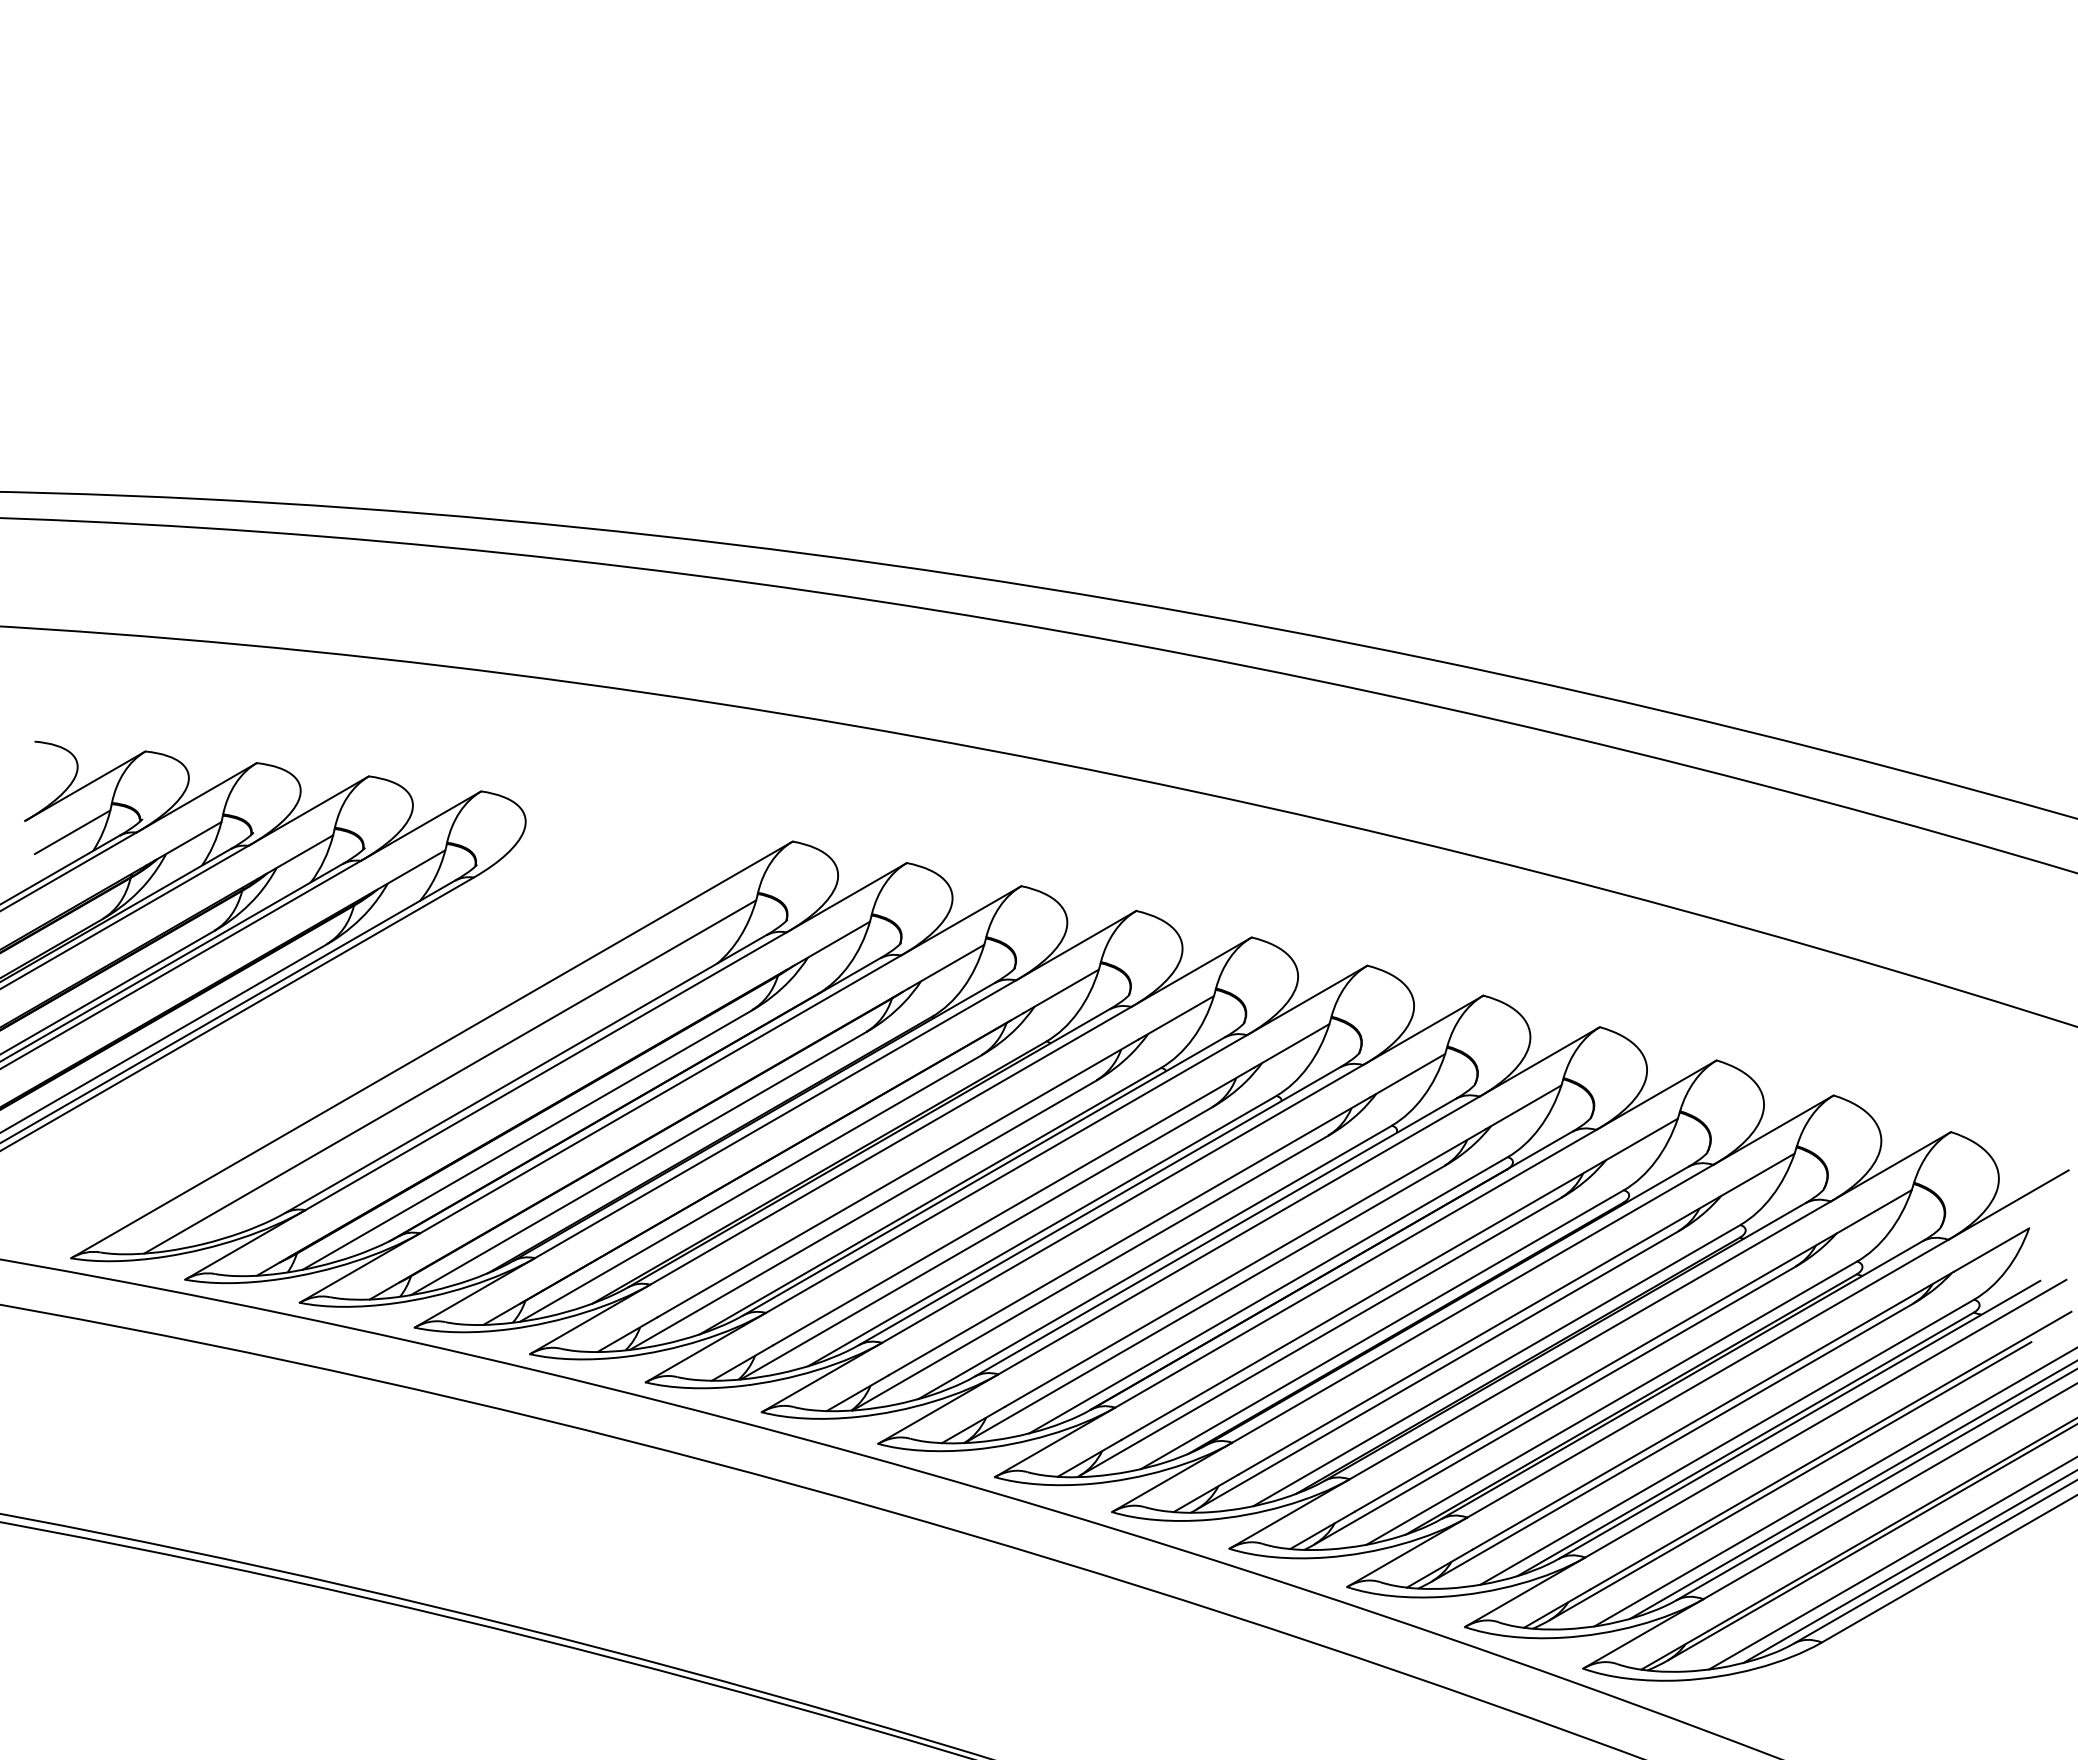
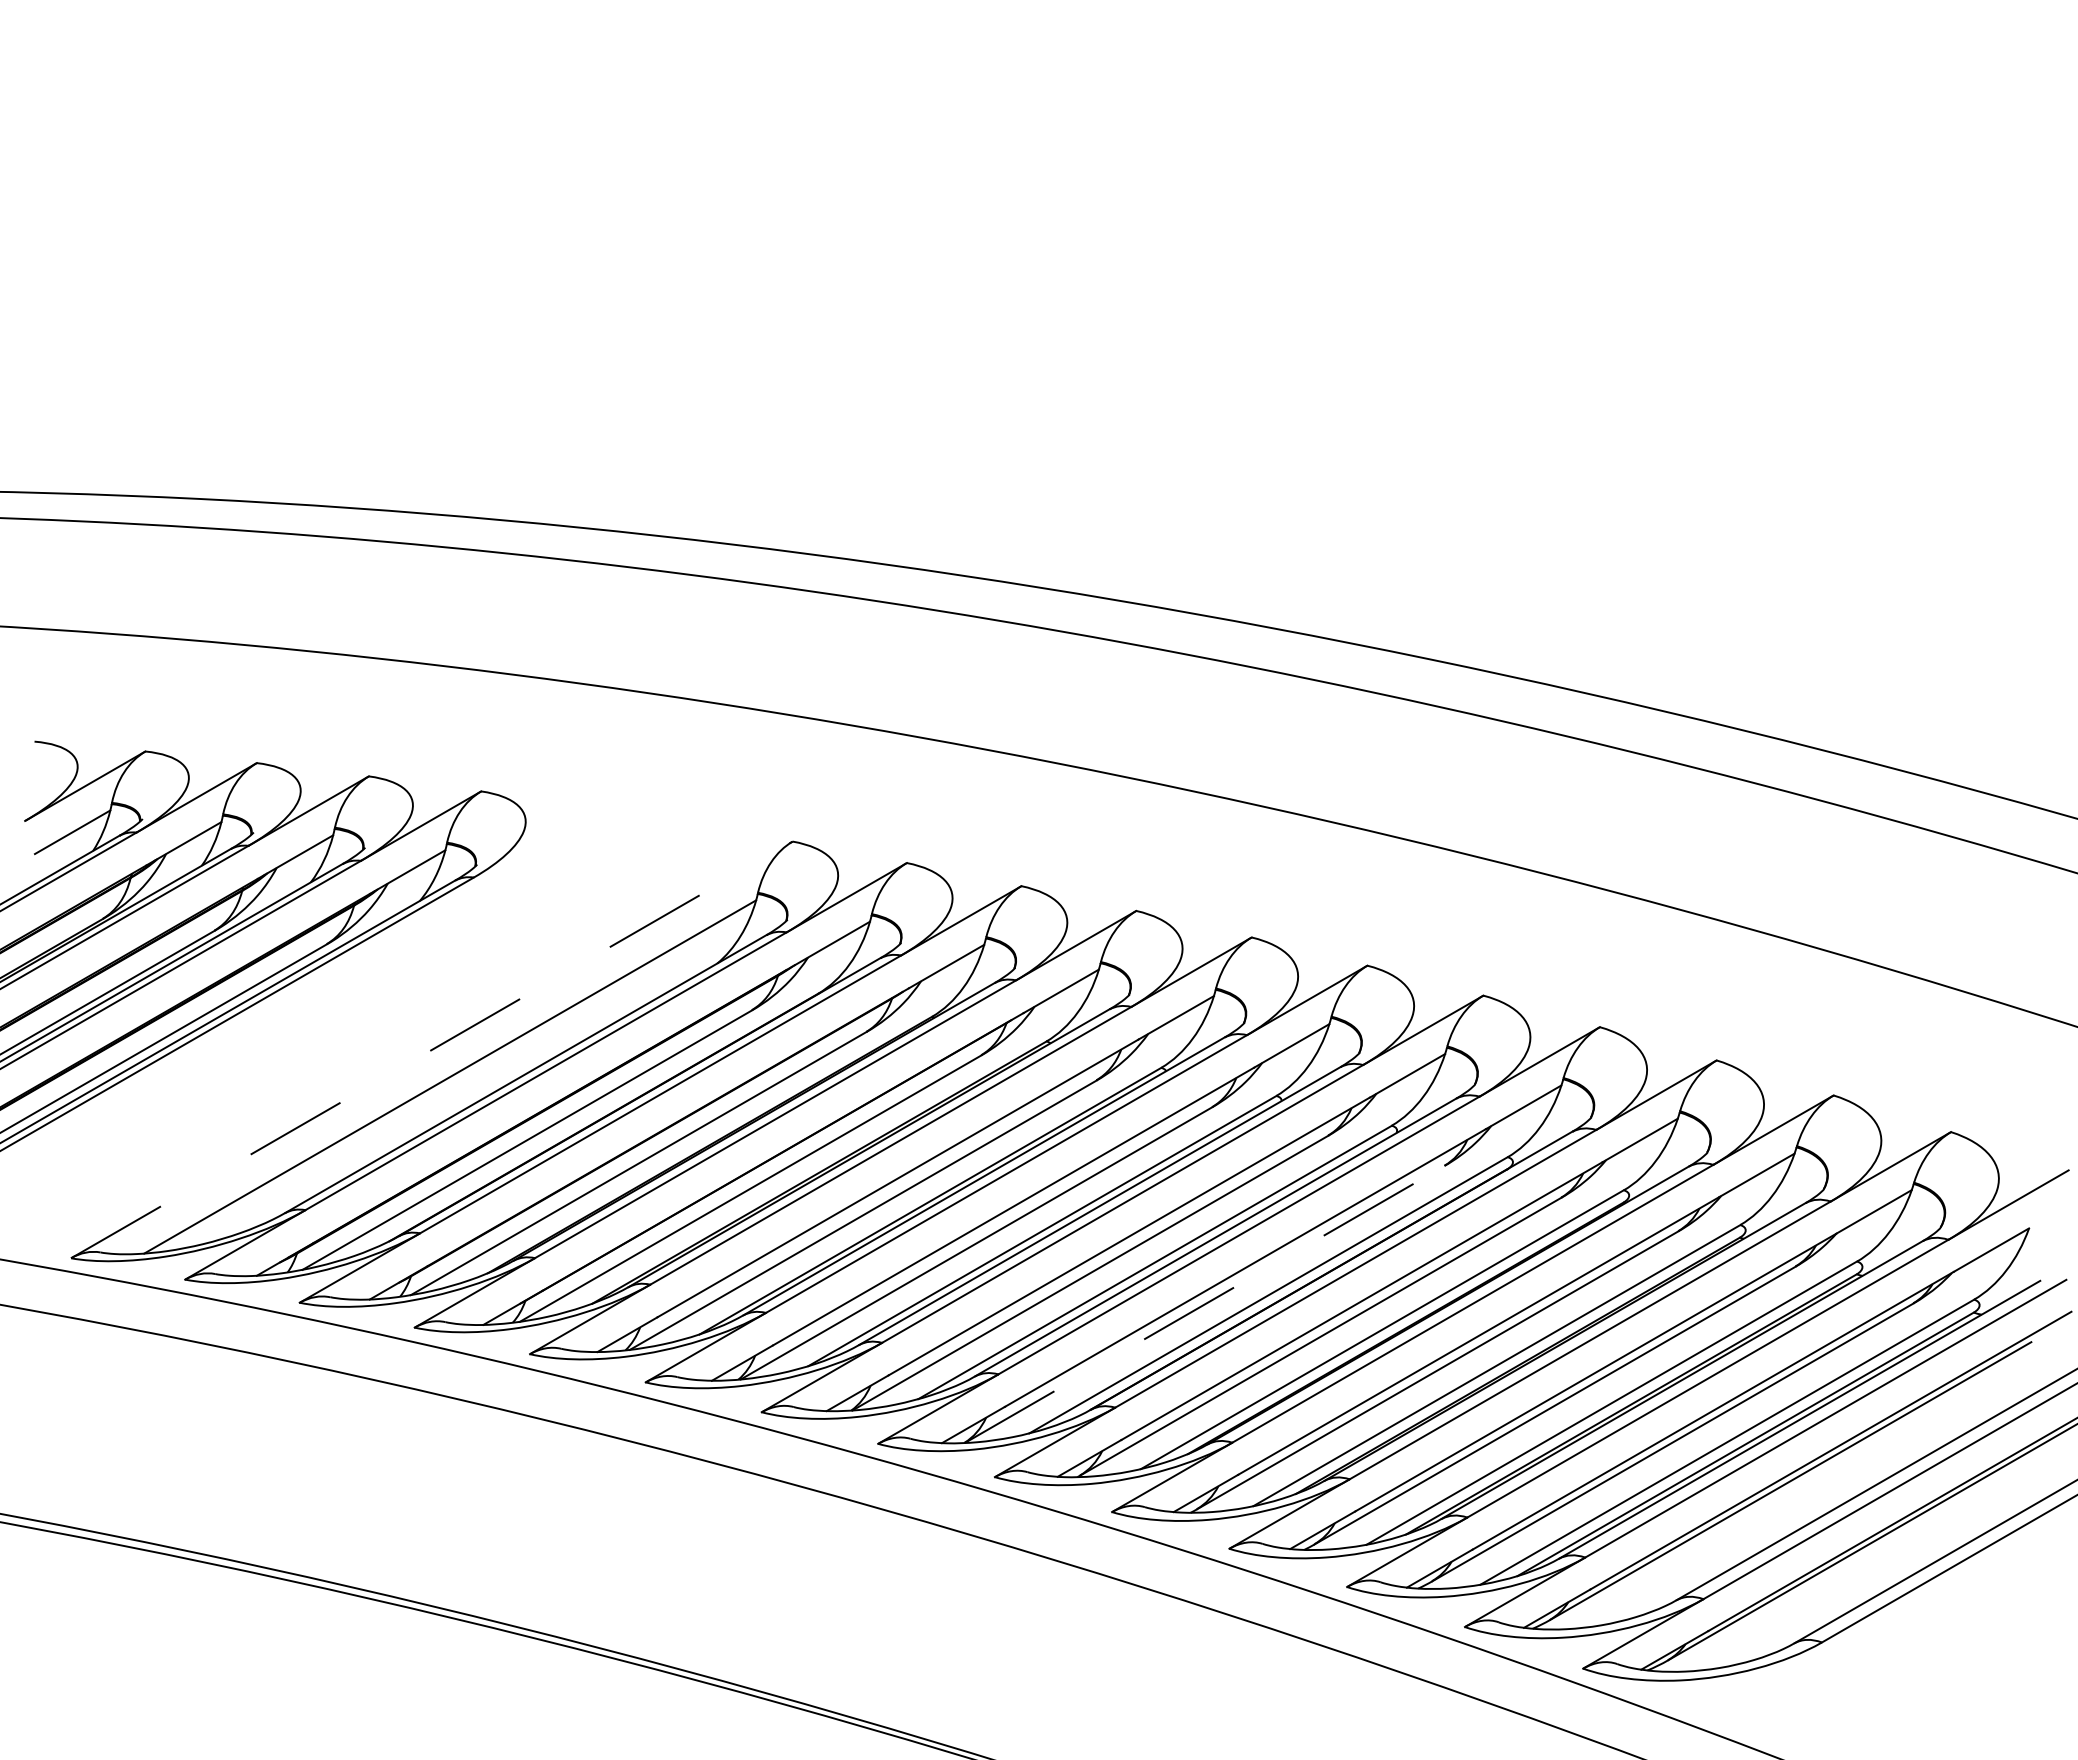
line: solid -> dashed (431, 1049)
line: solid -> dashed (1205, 1304)
line: present -> none (1834, 1487)
line: present -> none (1852, 1490)
line: present -> none (1891, 1563)
line: present -> none (1908, 1567)
